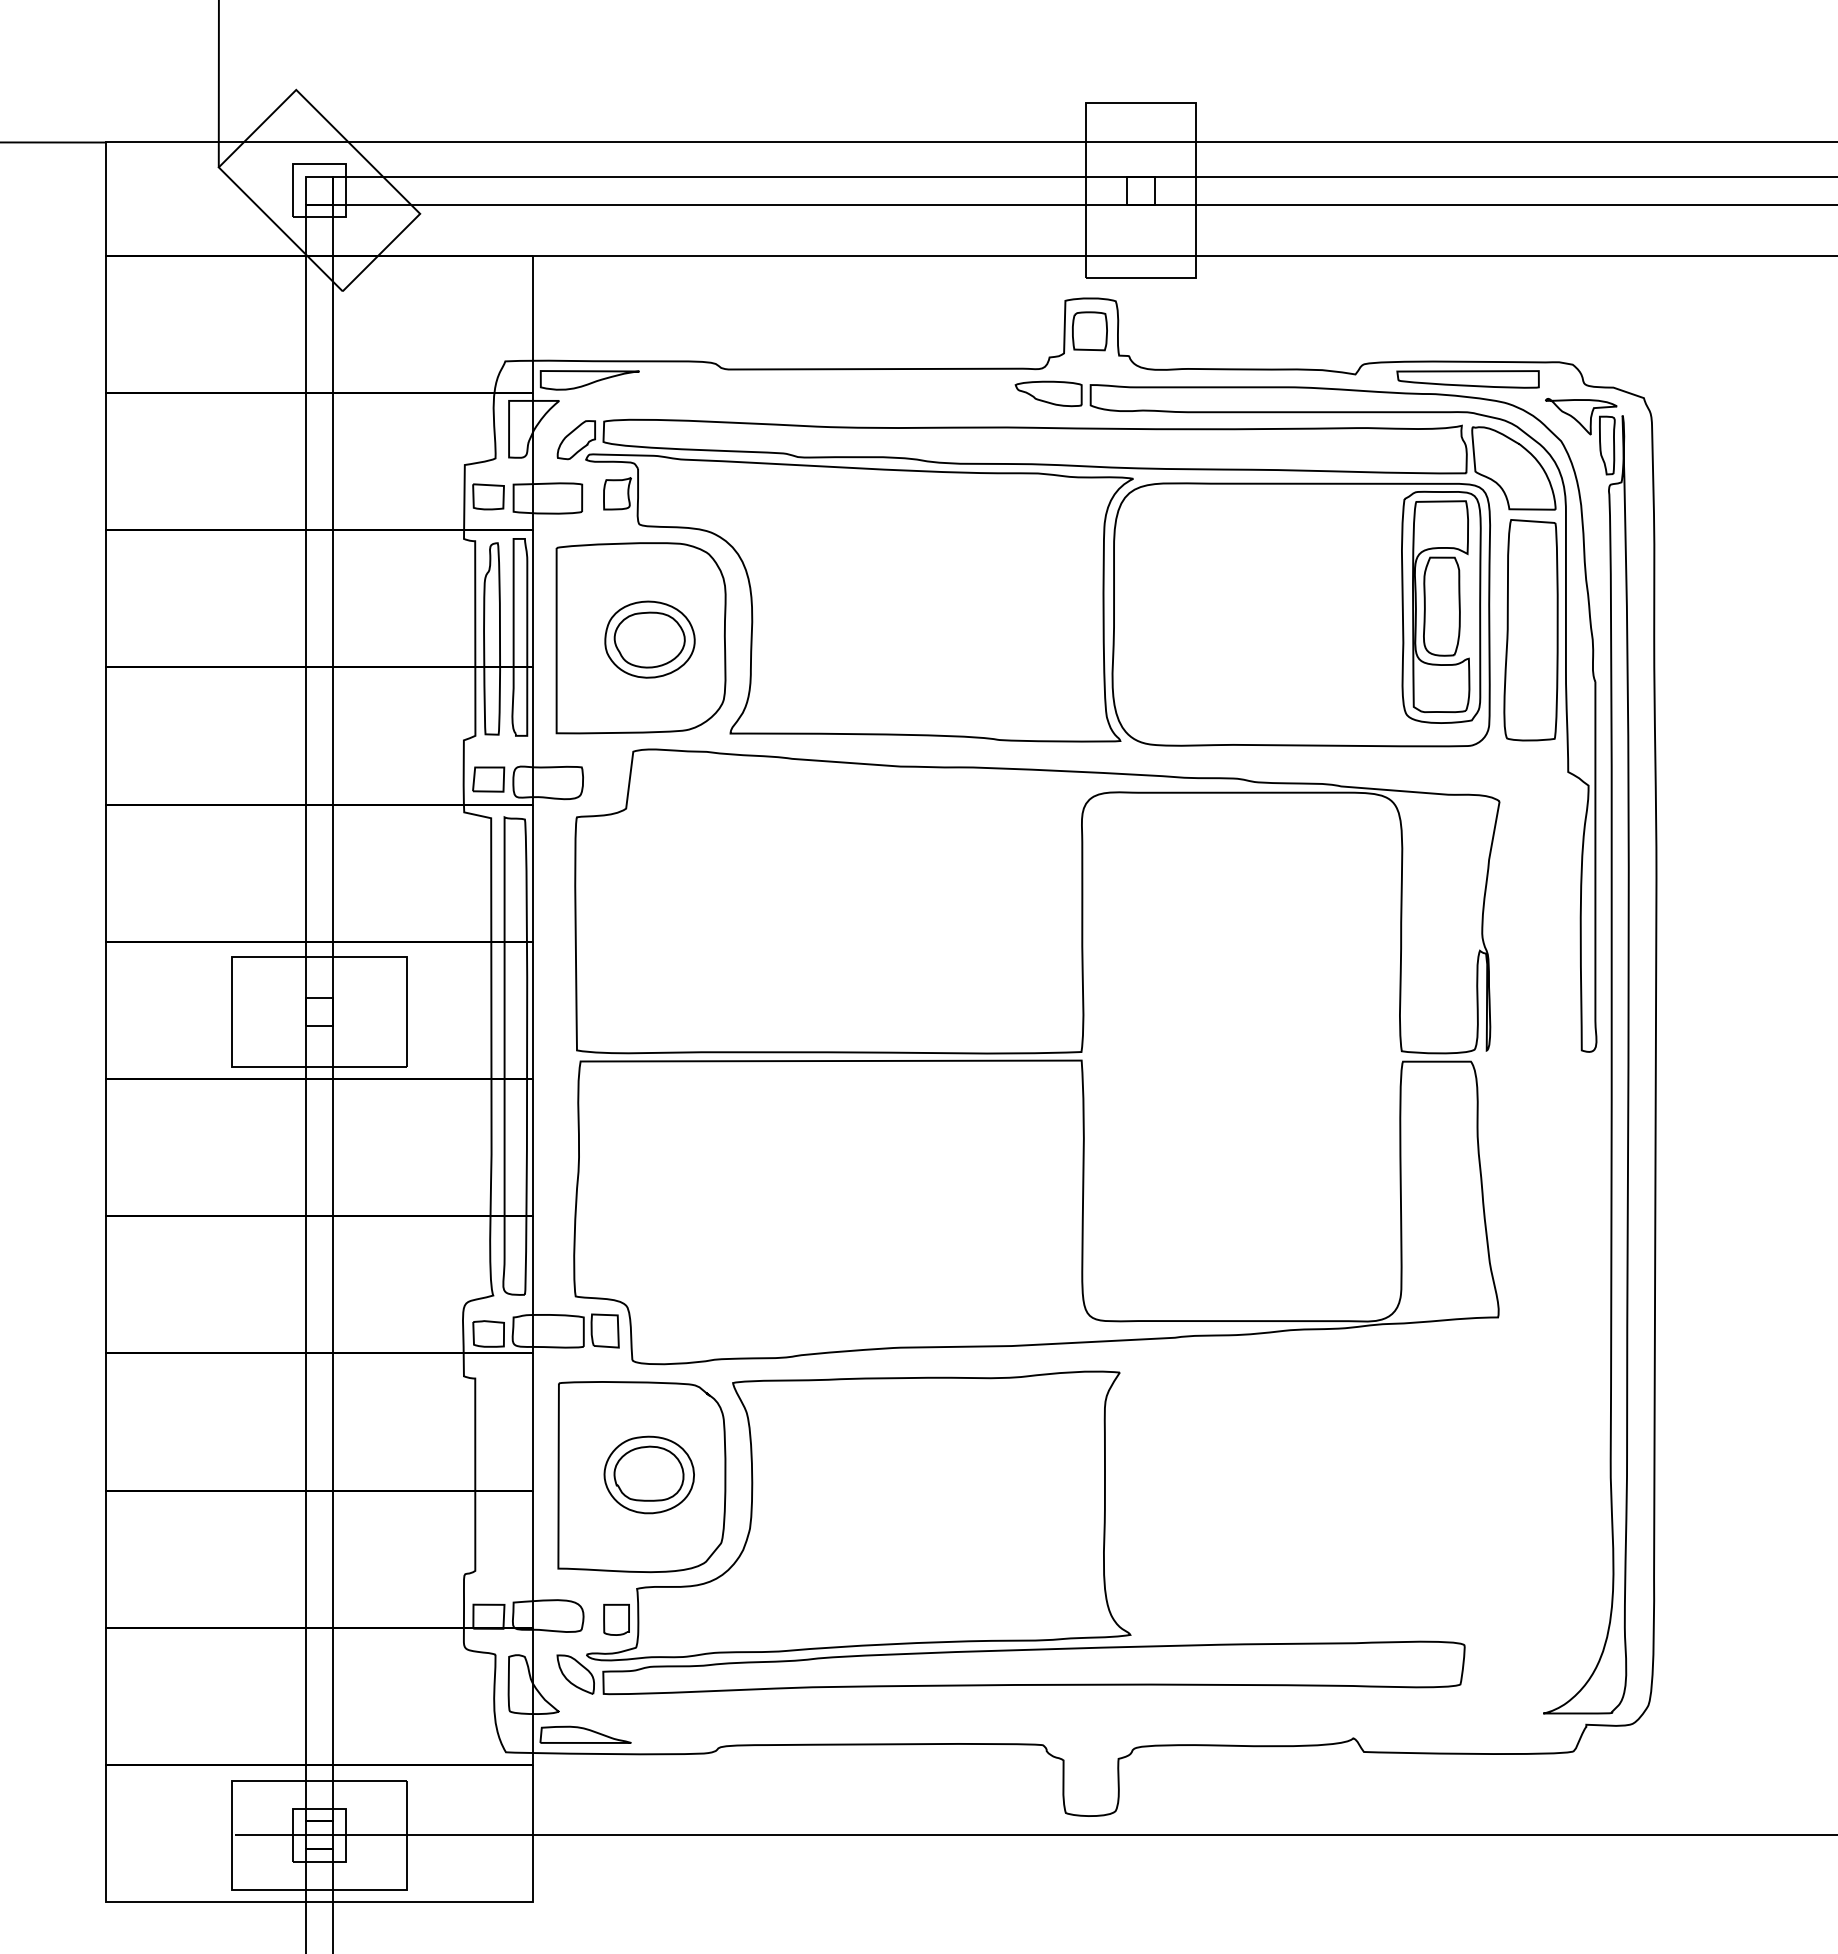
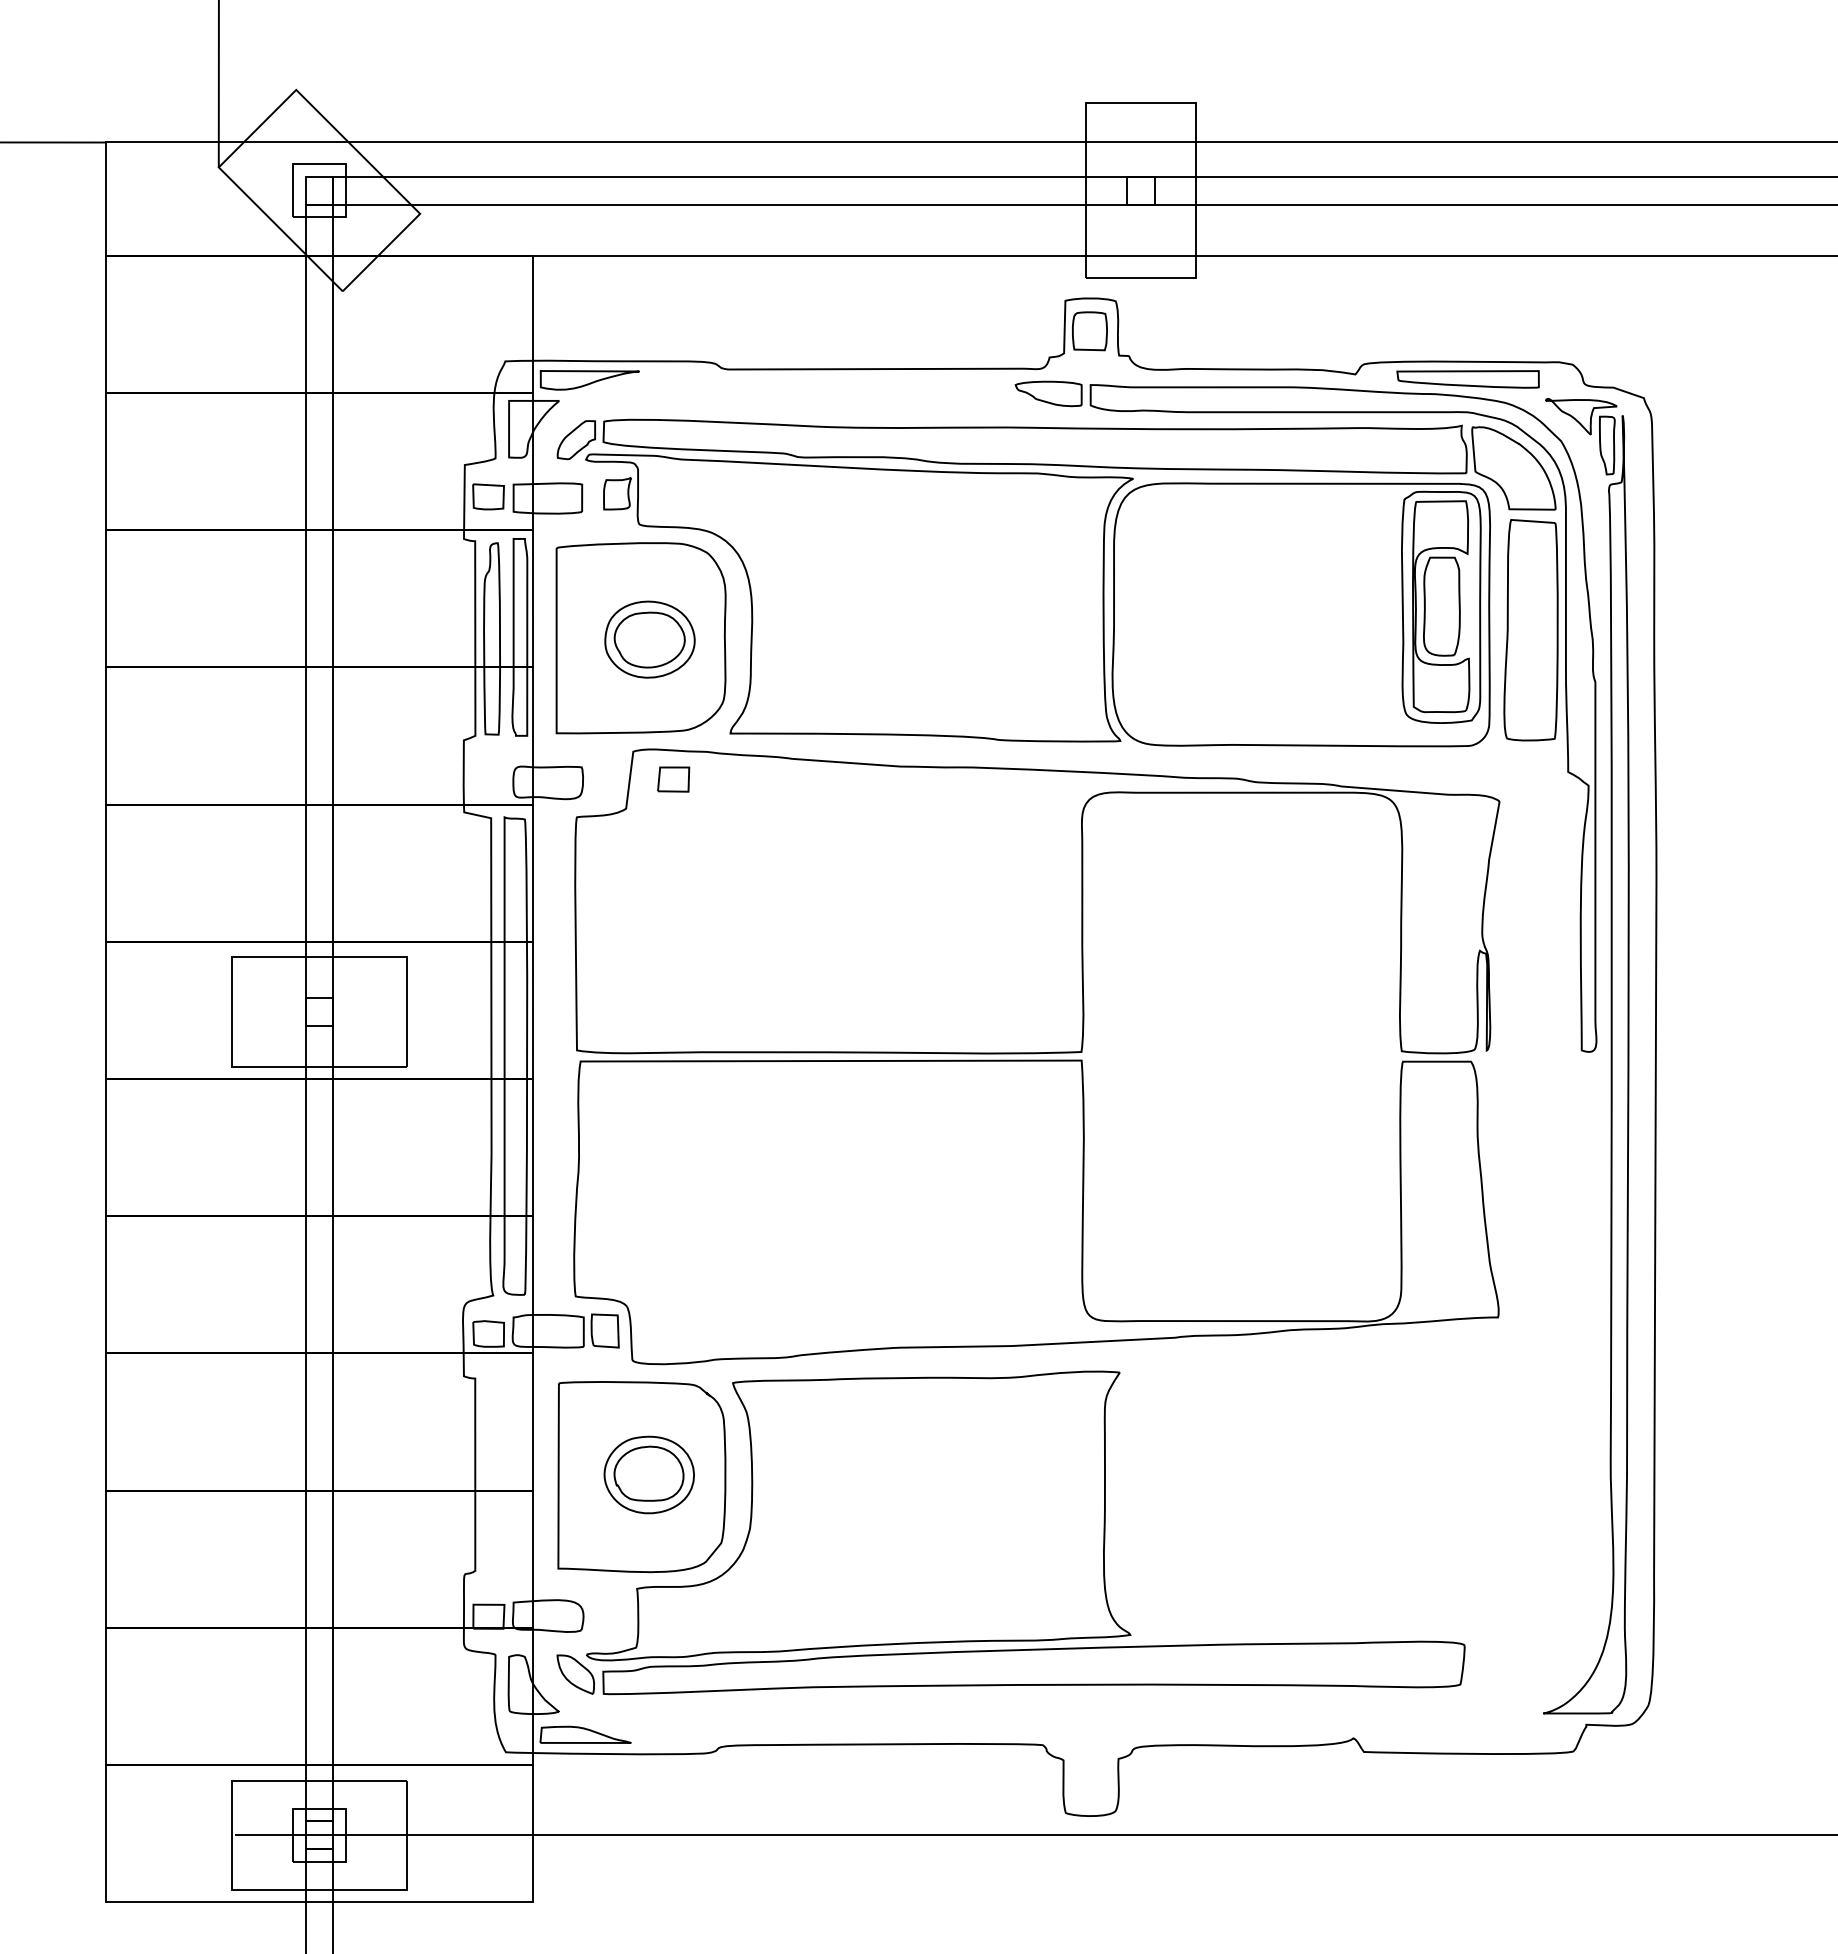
part position: (488, 779) -> (673, 779) (673, 779)
part: present -> none (616, 1619)
